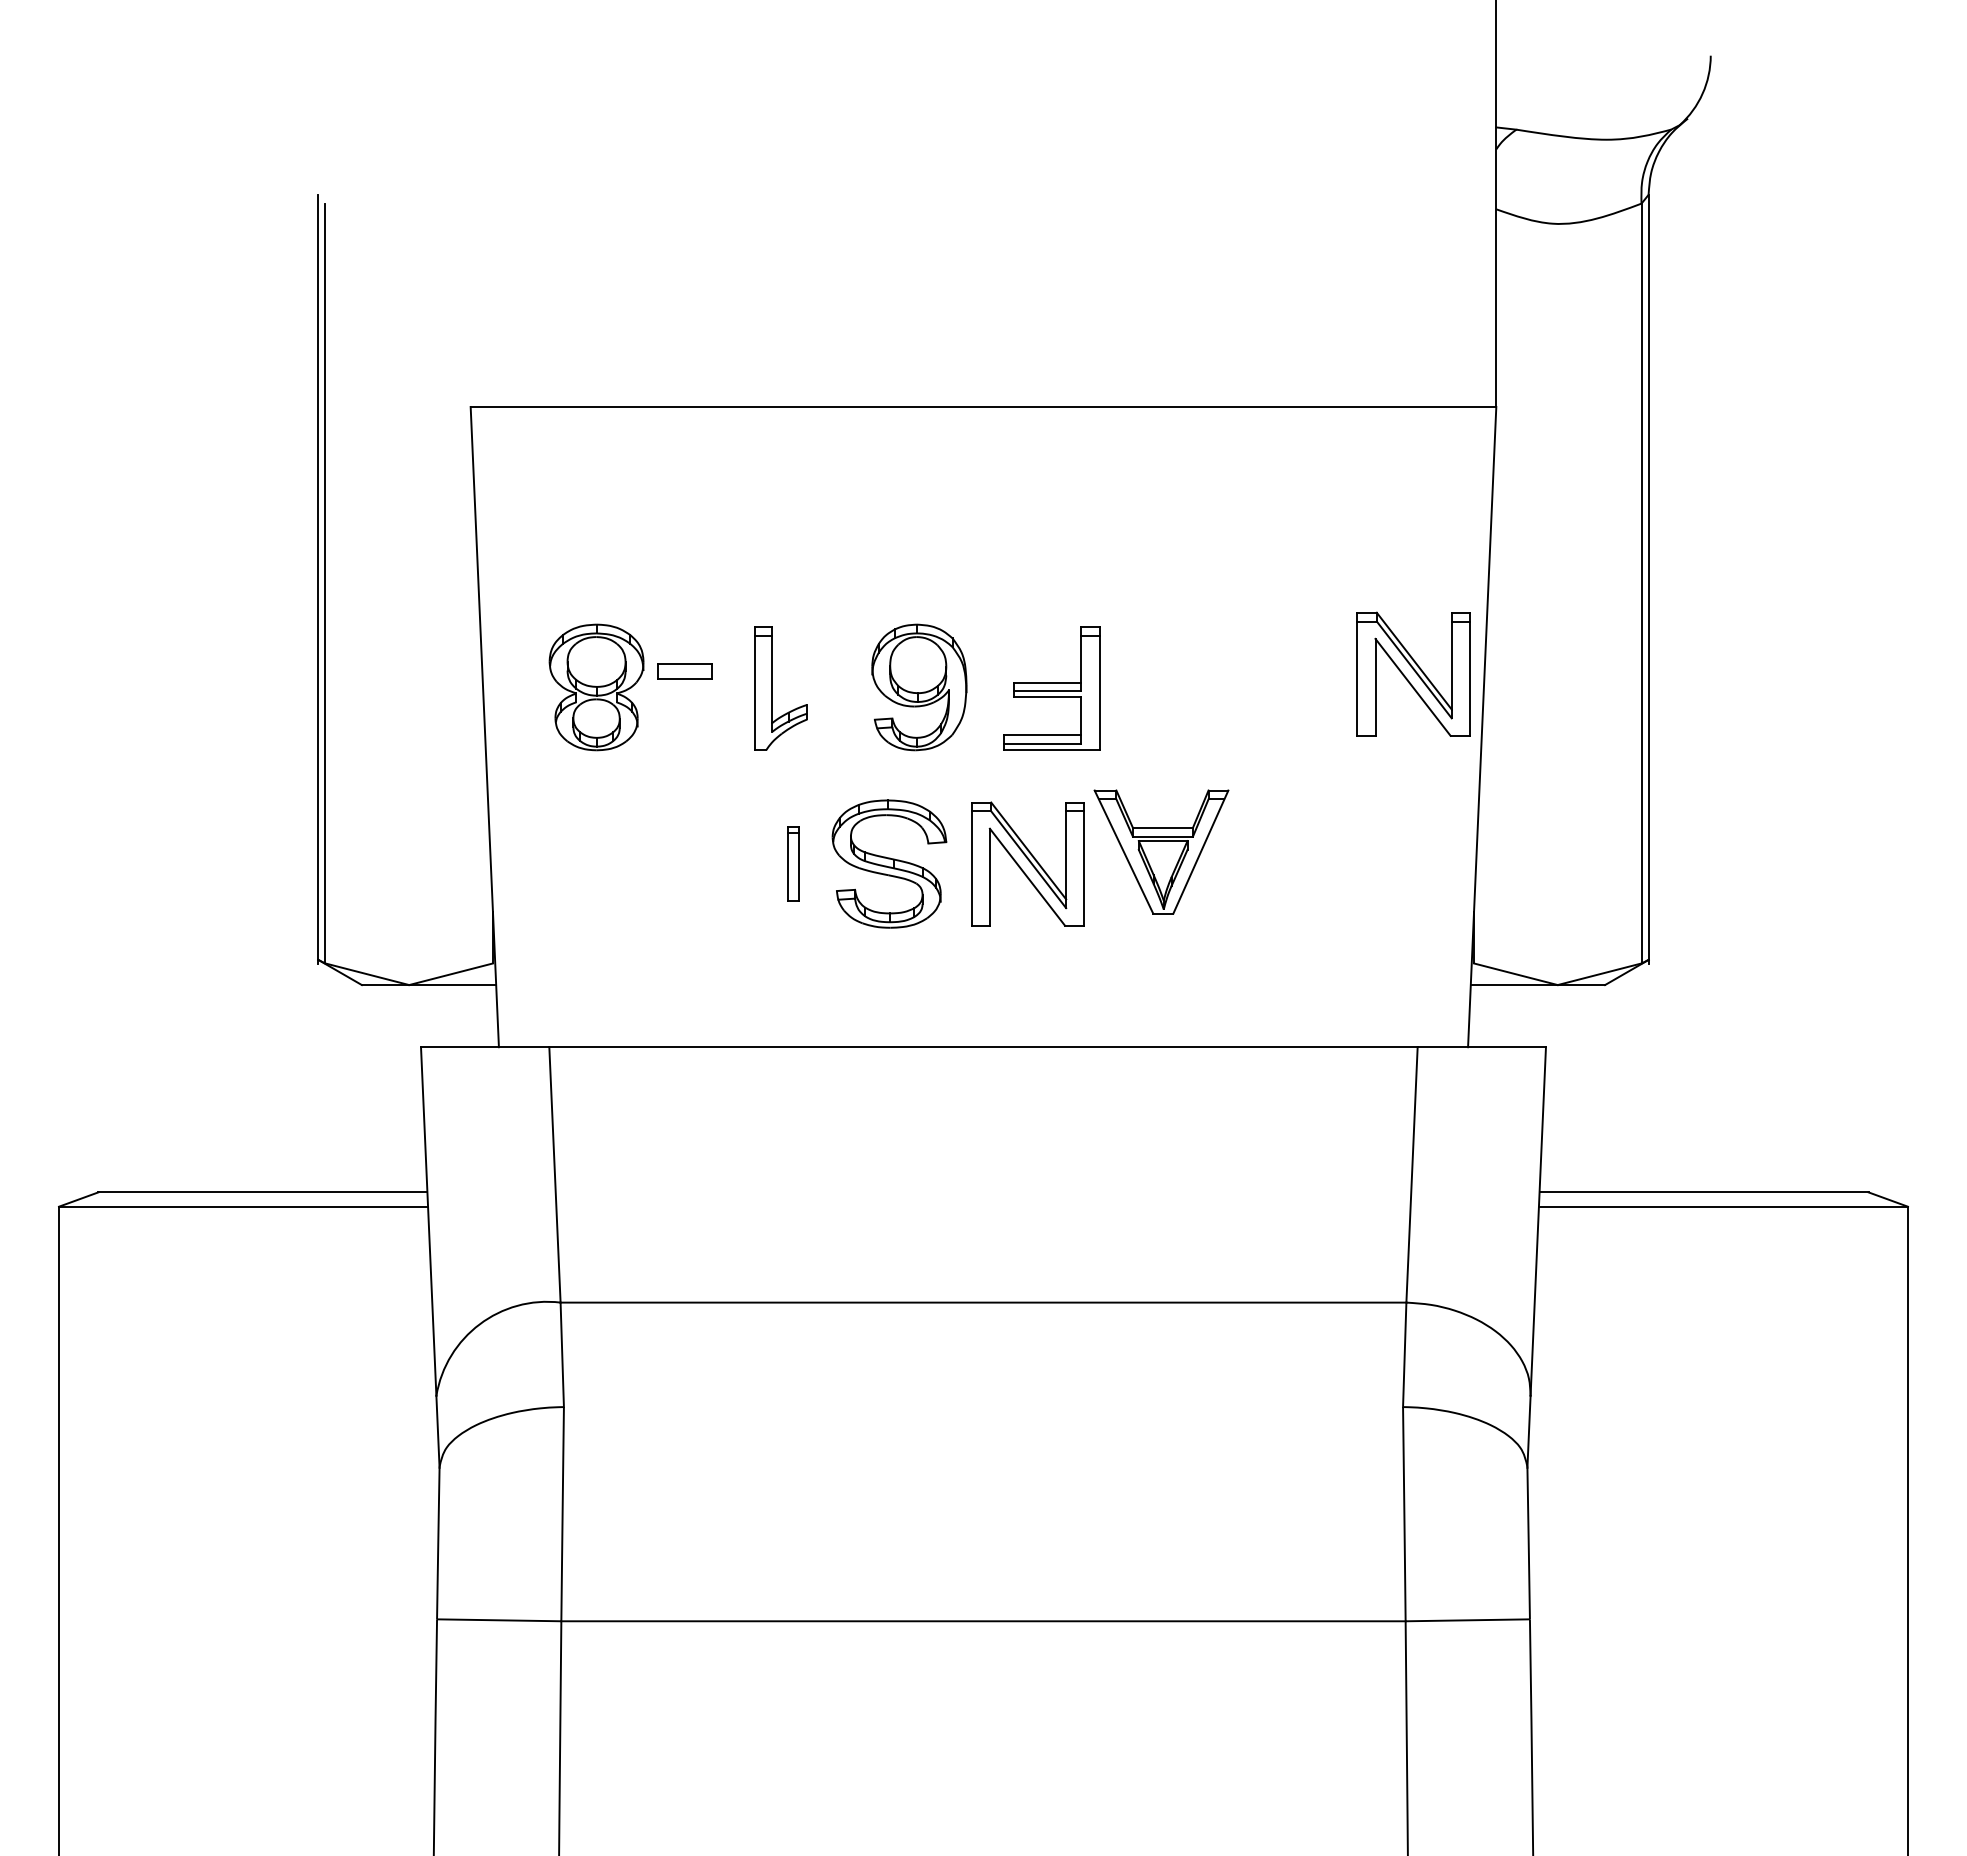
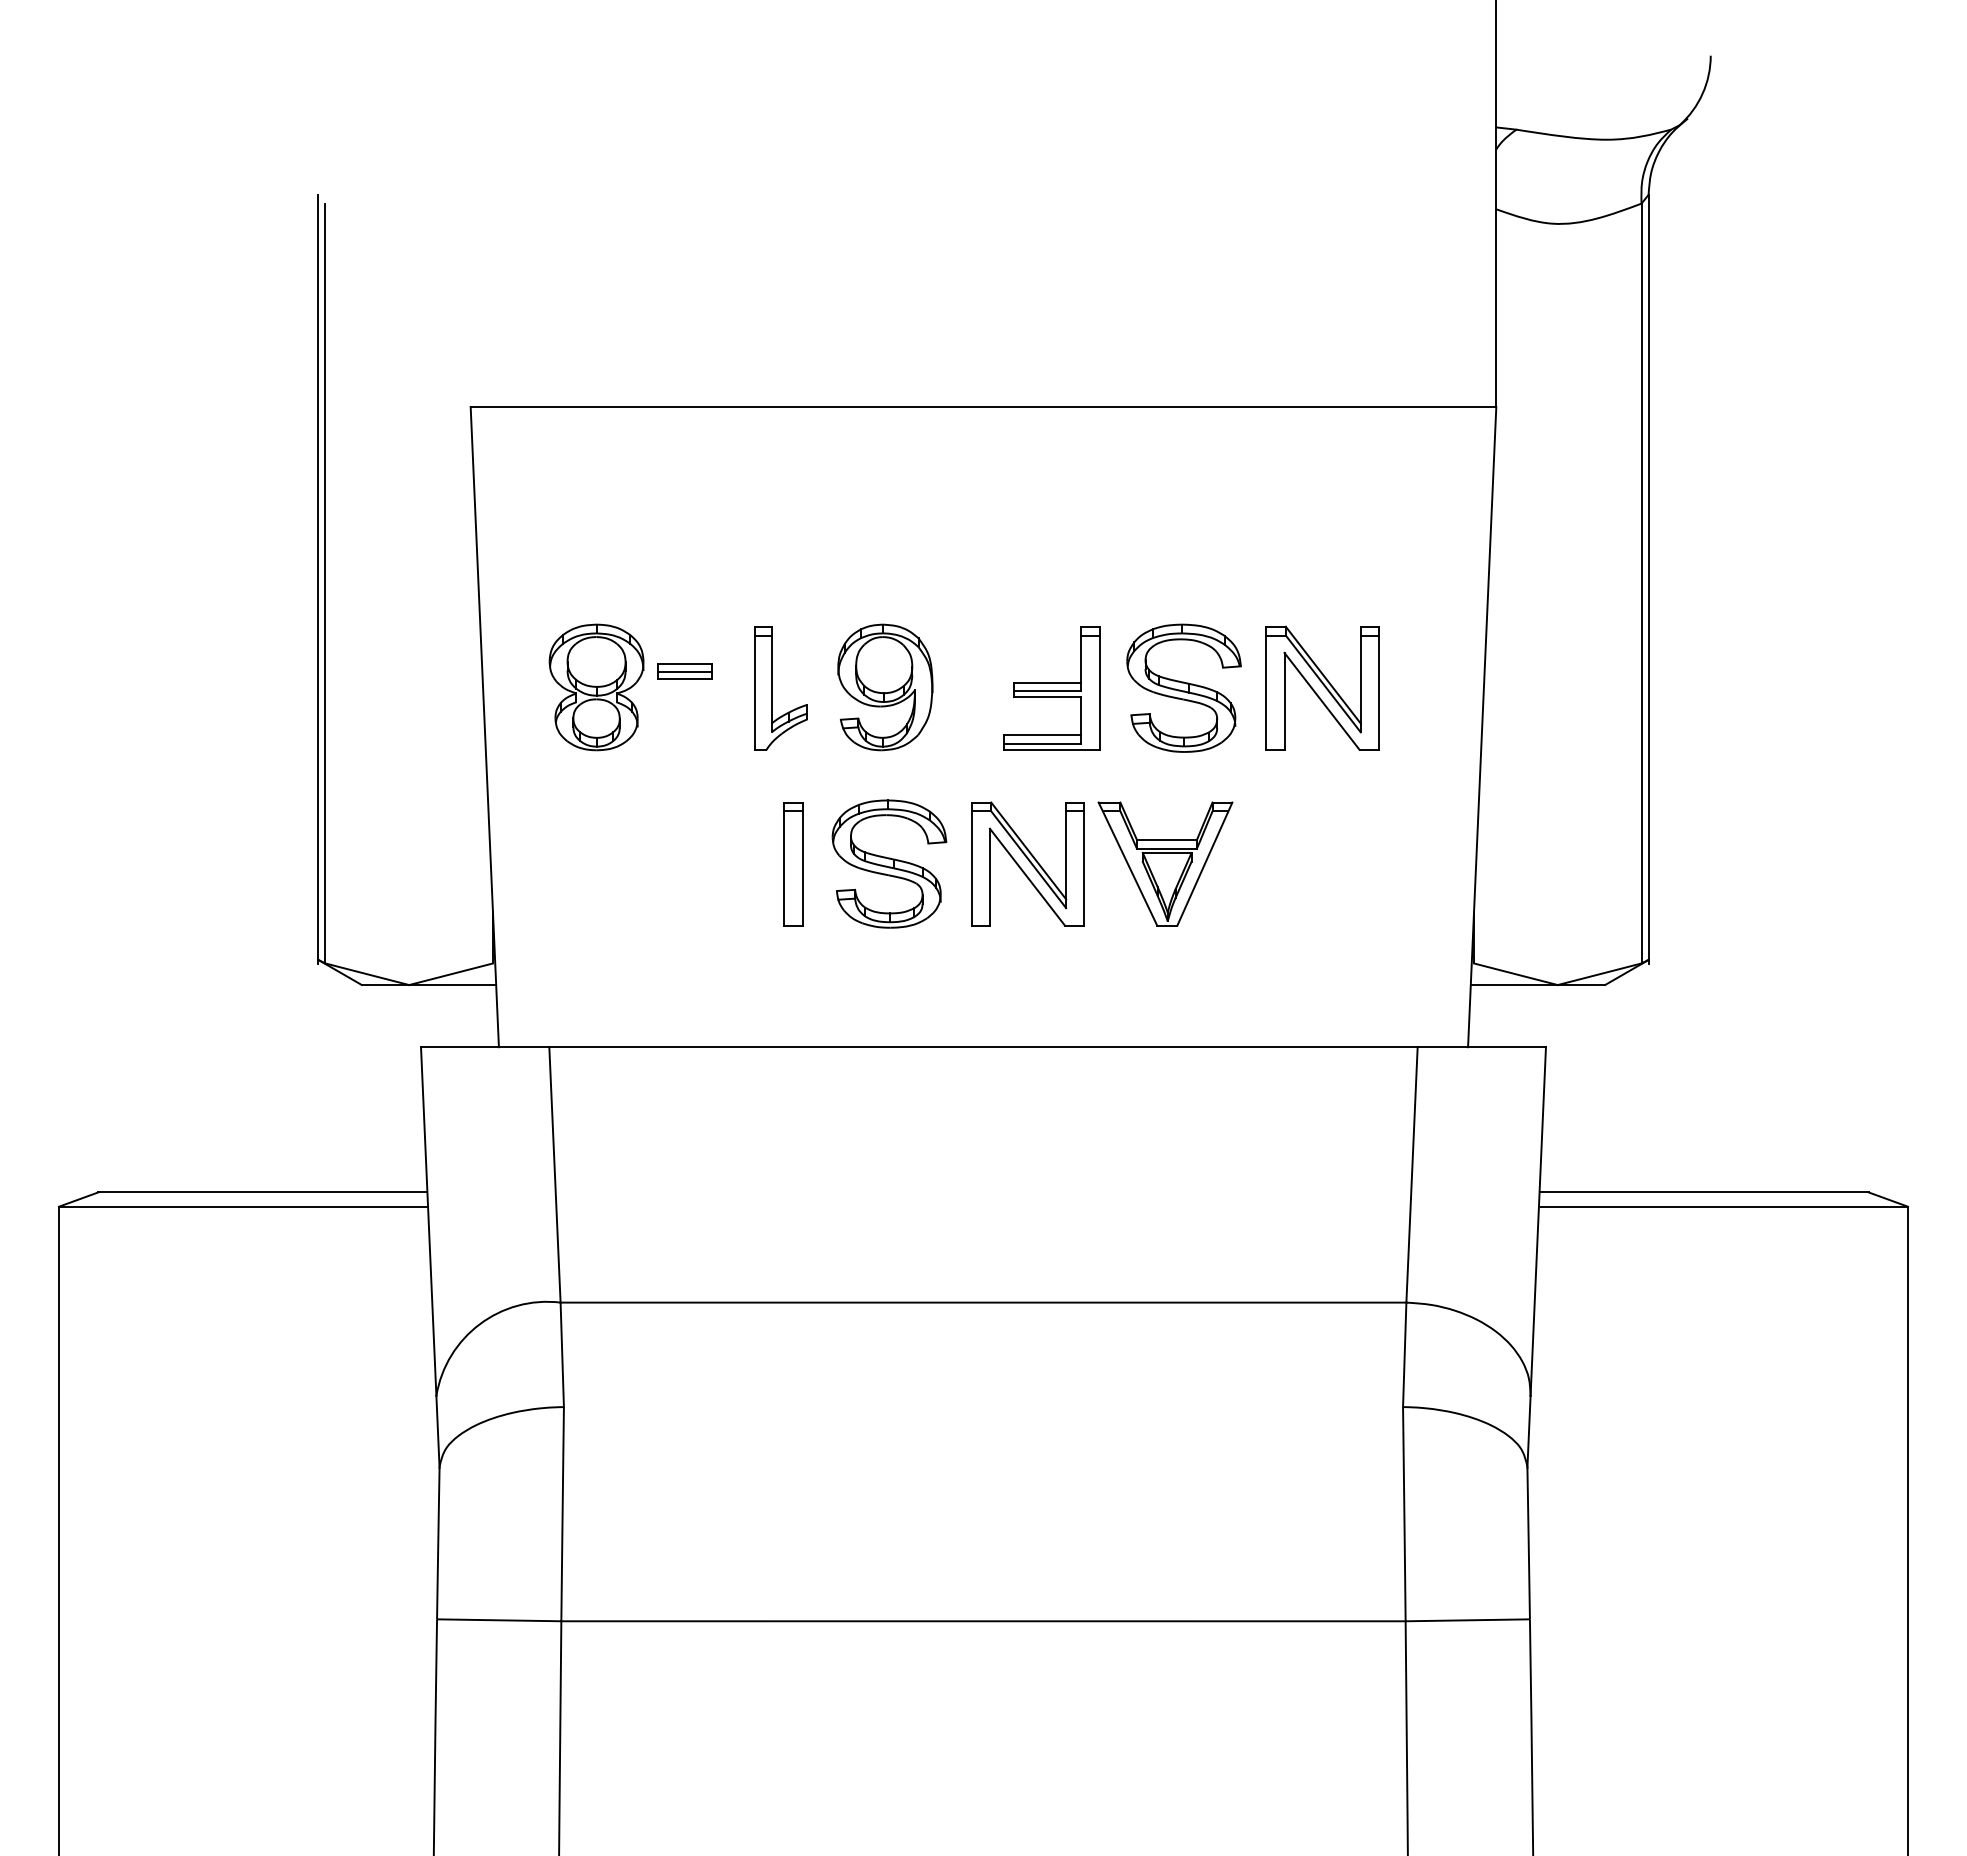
line: none -> present (684, 672)
part position: (1413, 673) -> (1322, 687) (1322, 687)
part position: (919, 687) -> (885, 687) (885, 687)
part: none -> present (1183, 687)
part position: (1161, 851) -> (1165, 863) (1165, 863)
part size: 13x76 px -> 21x125 px (793, 864)
